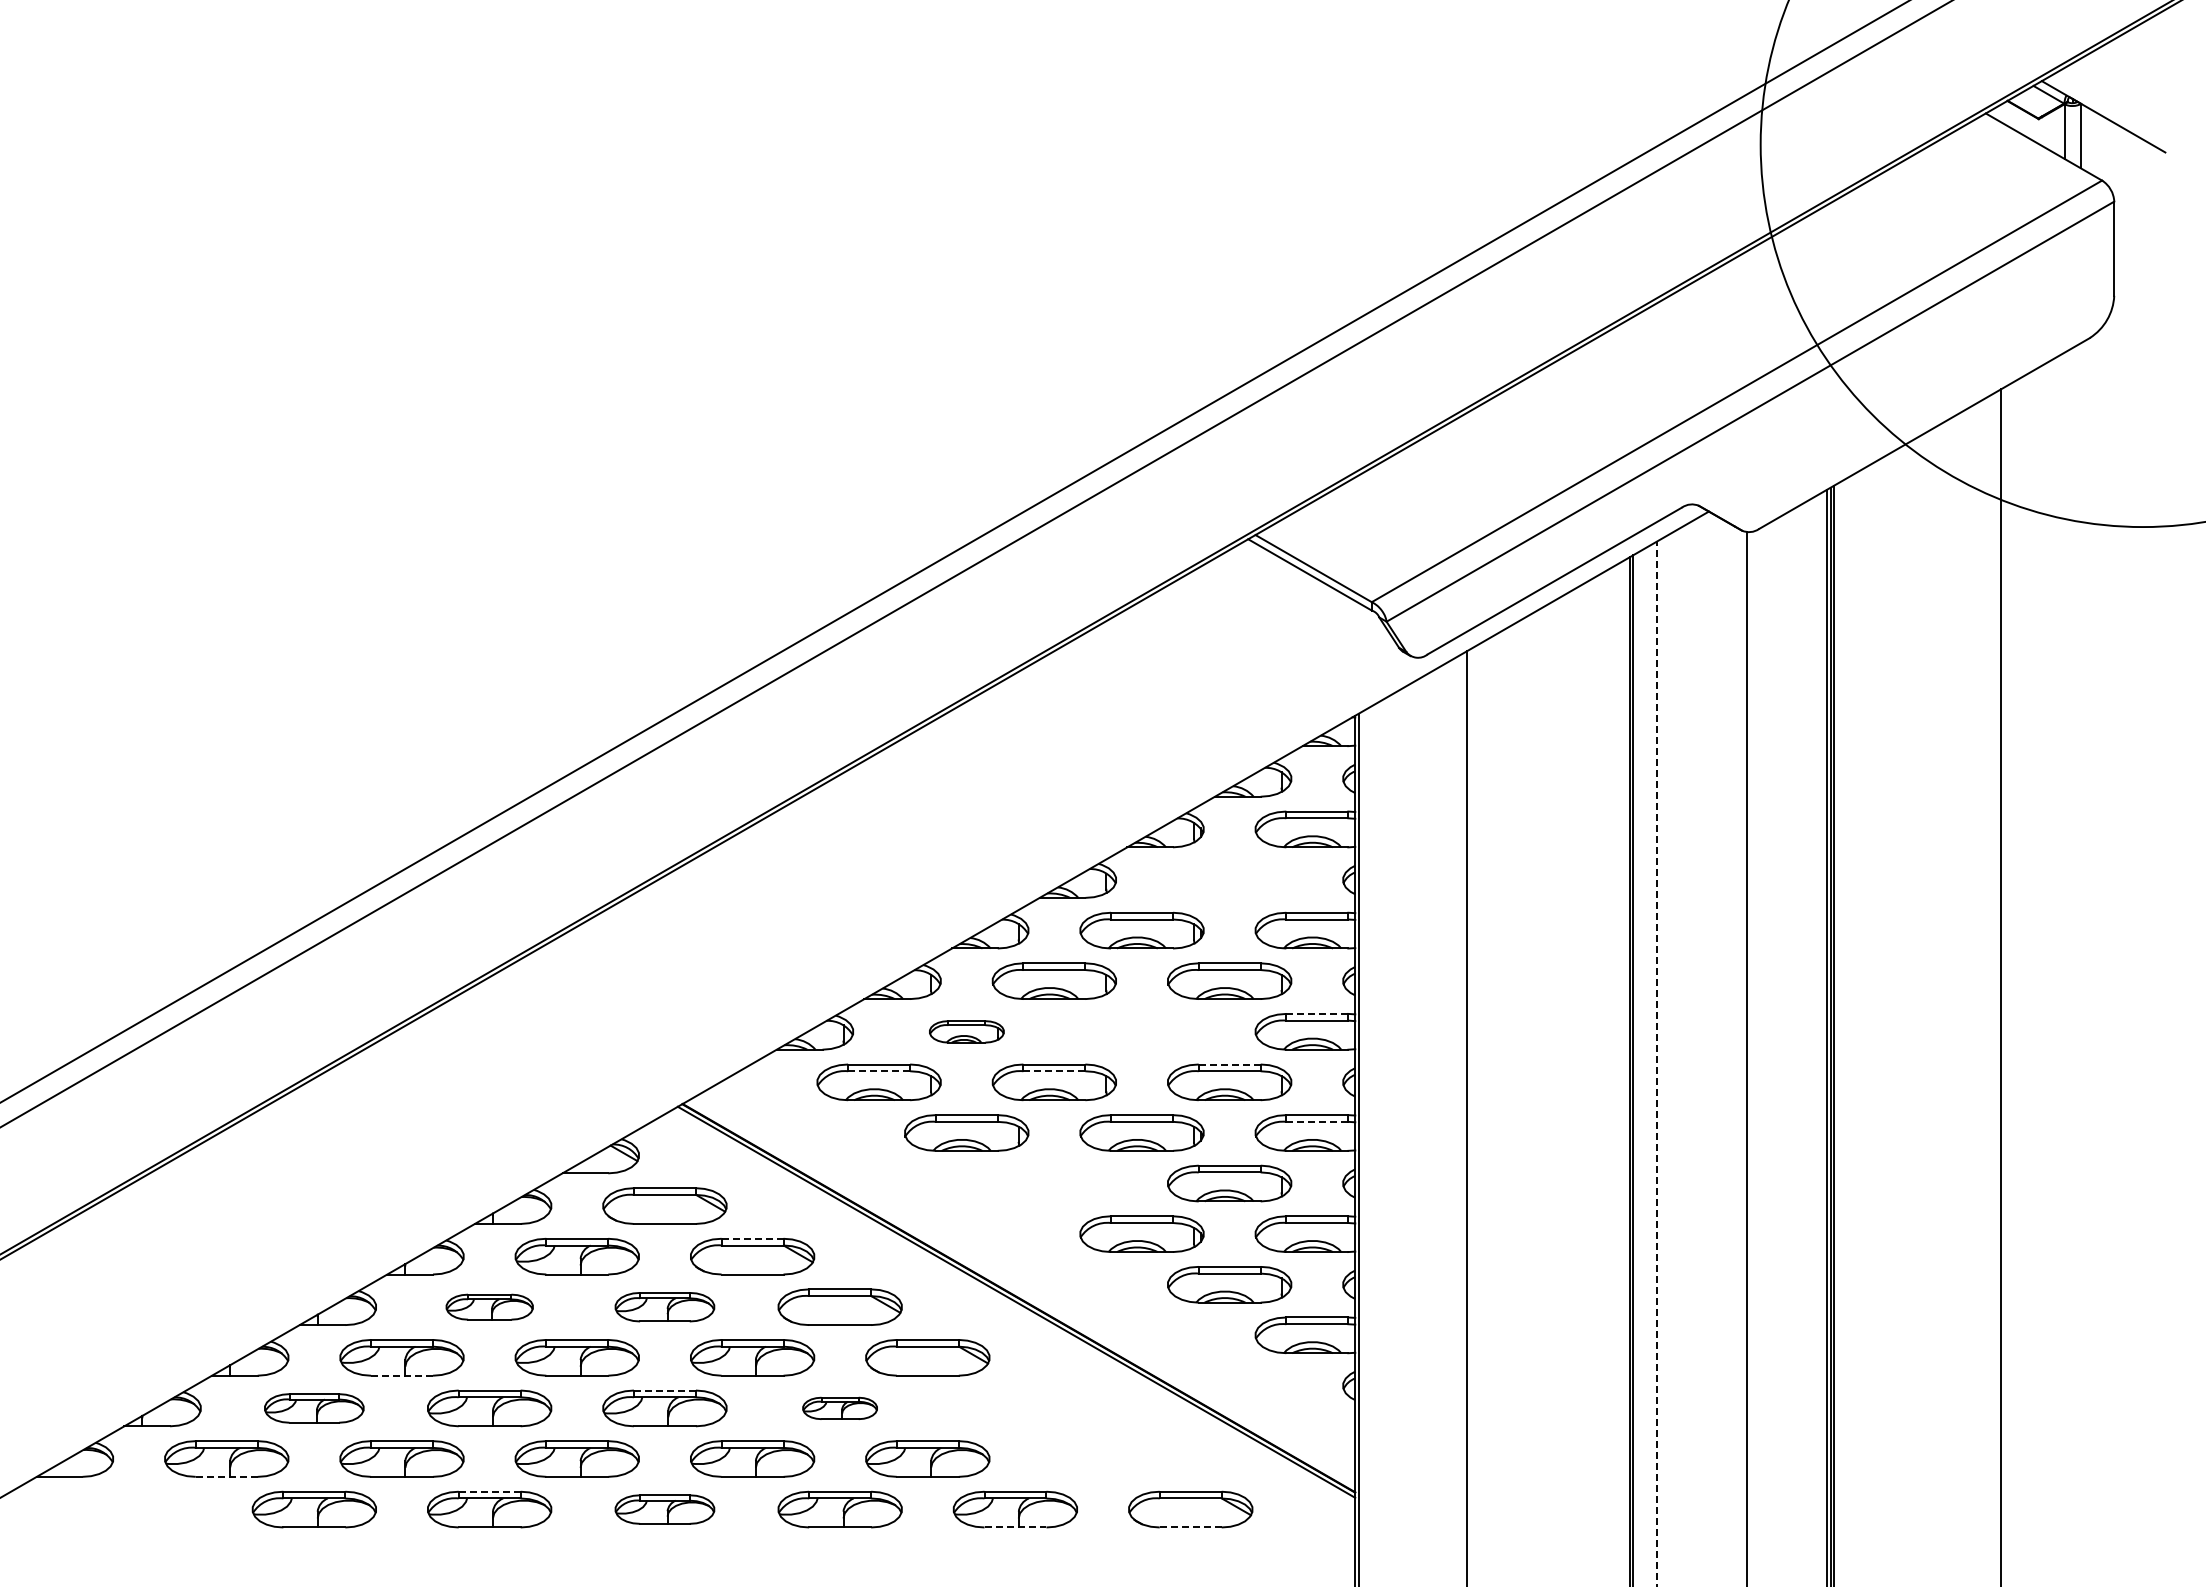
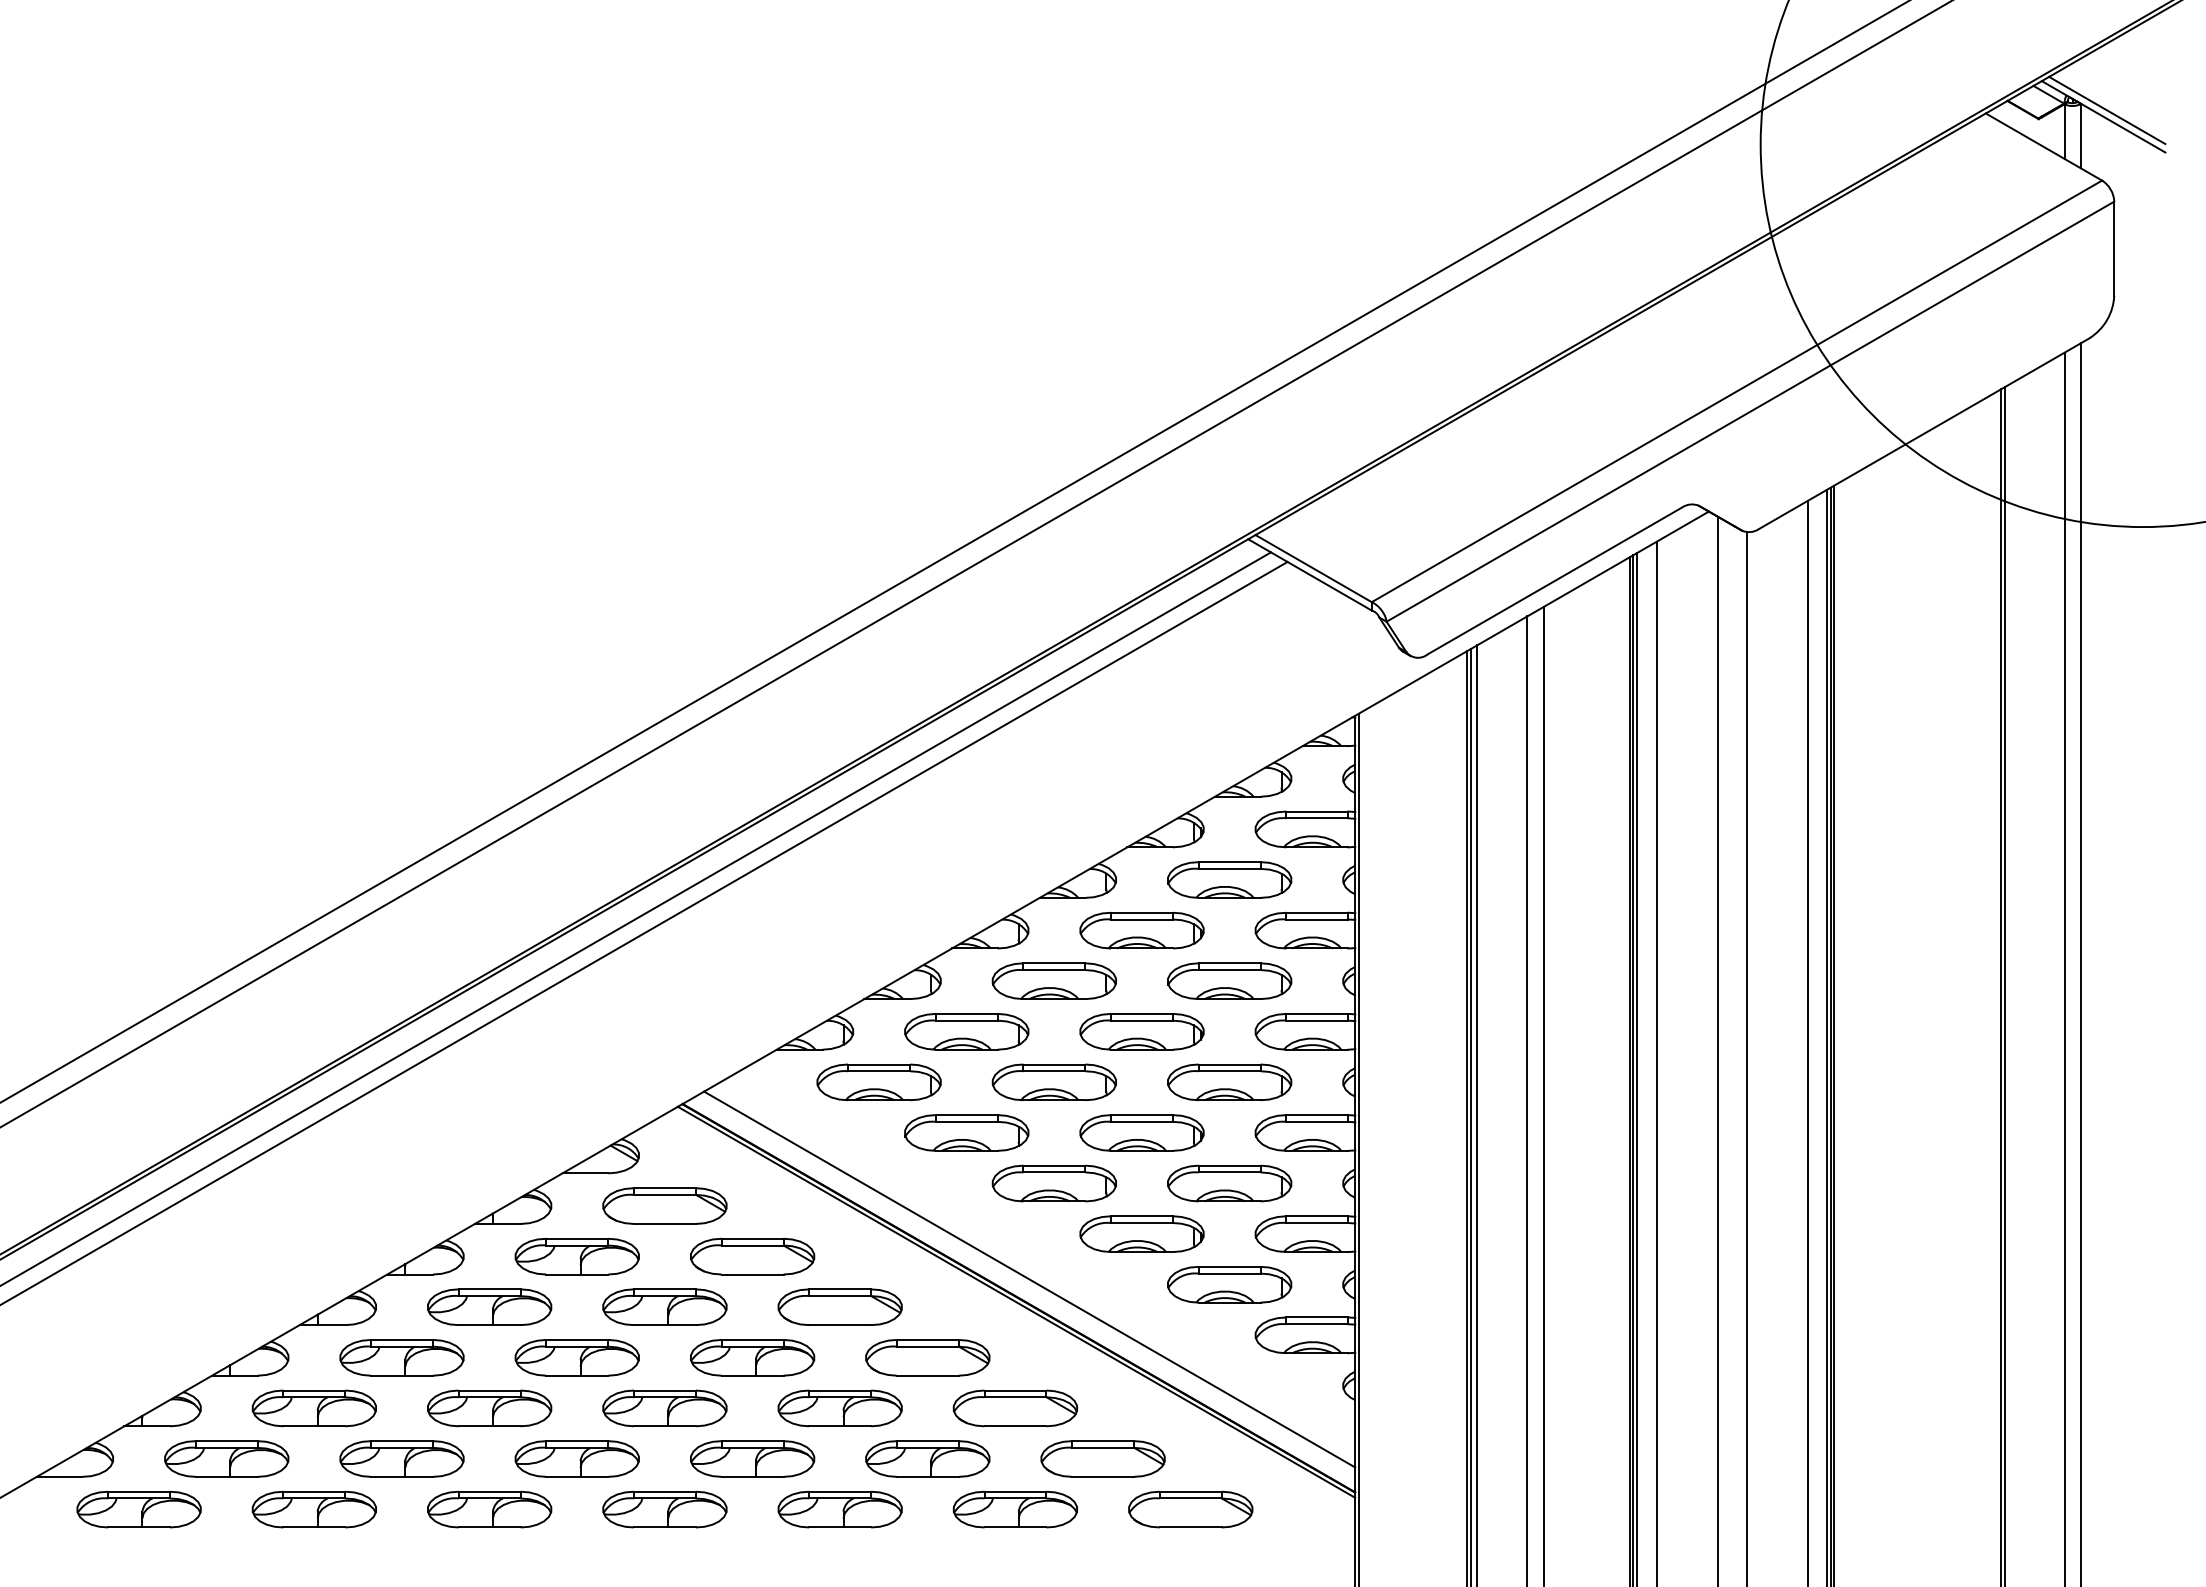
line: none -> present (2107, 110)
part: none -> present (1229, 879)
line: none -> present (636, 918)
line: none -> present (644, 932)
line: none -> present (2081, 963)
line: none -> present (2064, 967)
line: none -> present (2004, 985)
line: dashed -> solid (1317, 1013)
part size: 76x24 px -> 126x38 px (966, 1031)
part: none -> present (1141, 1031)
line: none -> present (1807, 1042)
line: none -> present (1717, 1049)
line: dashed -> solid (1656, 1063)
line: dashed -> solid (1229, 1064)
line: none -> present (1637, 1068)
line: dashed -> solid (879, 1071)
line: dashed -> solid (1054, 1071)
line: none -> present (1543, 1094)
line: none -> present (1527, 1099)
line: none -> present (1477, 1114)
line: none -> present (1470, 1116)
line: dashed -> solid (1317, 1121)
part: none -> present (1053, 1183)
line: dashed -> solid (752, 1238)
line: none -> present (1029, 1279)
part size: 89x28 px -> 126x38 px (489, 1306)
part size: 102x31 px -> 126x38 px (664, 1306)
line: dashed -> solid (402, 1375)
line: dashed -> solid (664, 1390)
part size: 76x24 px -> 126x39 px (839, 1408)
part size: 101x31 px -> 126x39 px (313, 1408)
part: none -> present (1014, 1408)
part: none -> present (1102, 1458)
line: dashed -> solid (226, 1476)
line: dashed -> solid (489, 1491)
part: none -> present (138, 1509)
part size: 102x31 px -> 126x39 px (664, 1509)
line: dashed -> solid (1015, 1527)
line: dashed -> solid (1190, 1527)
